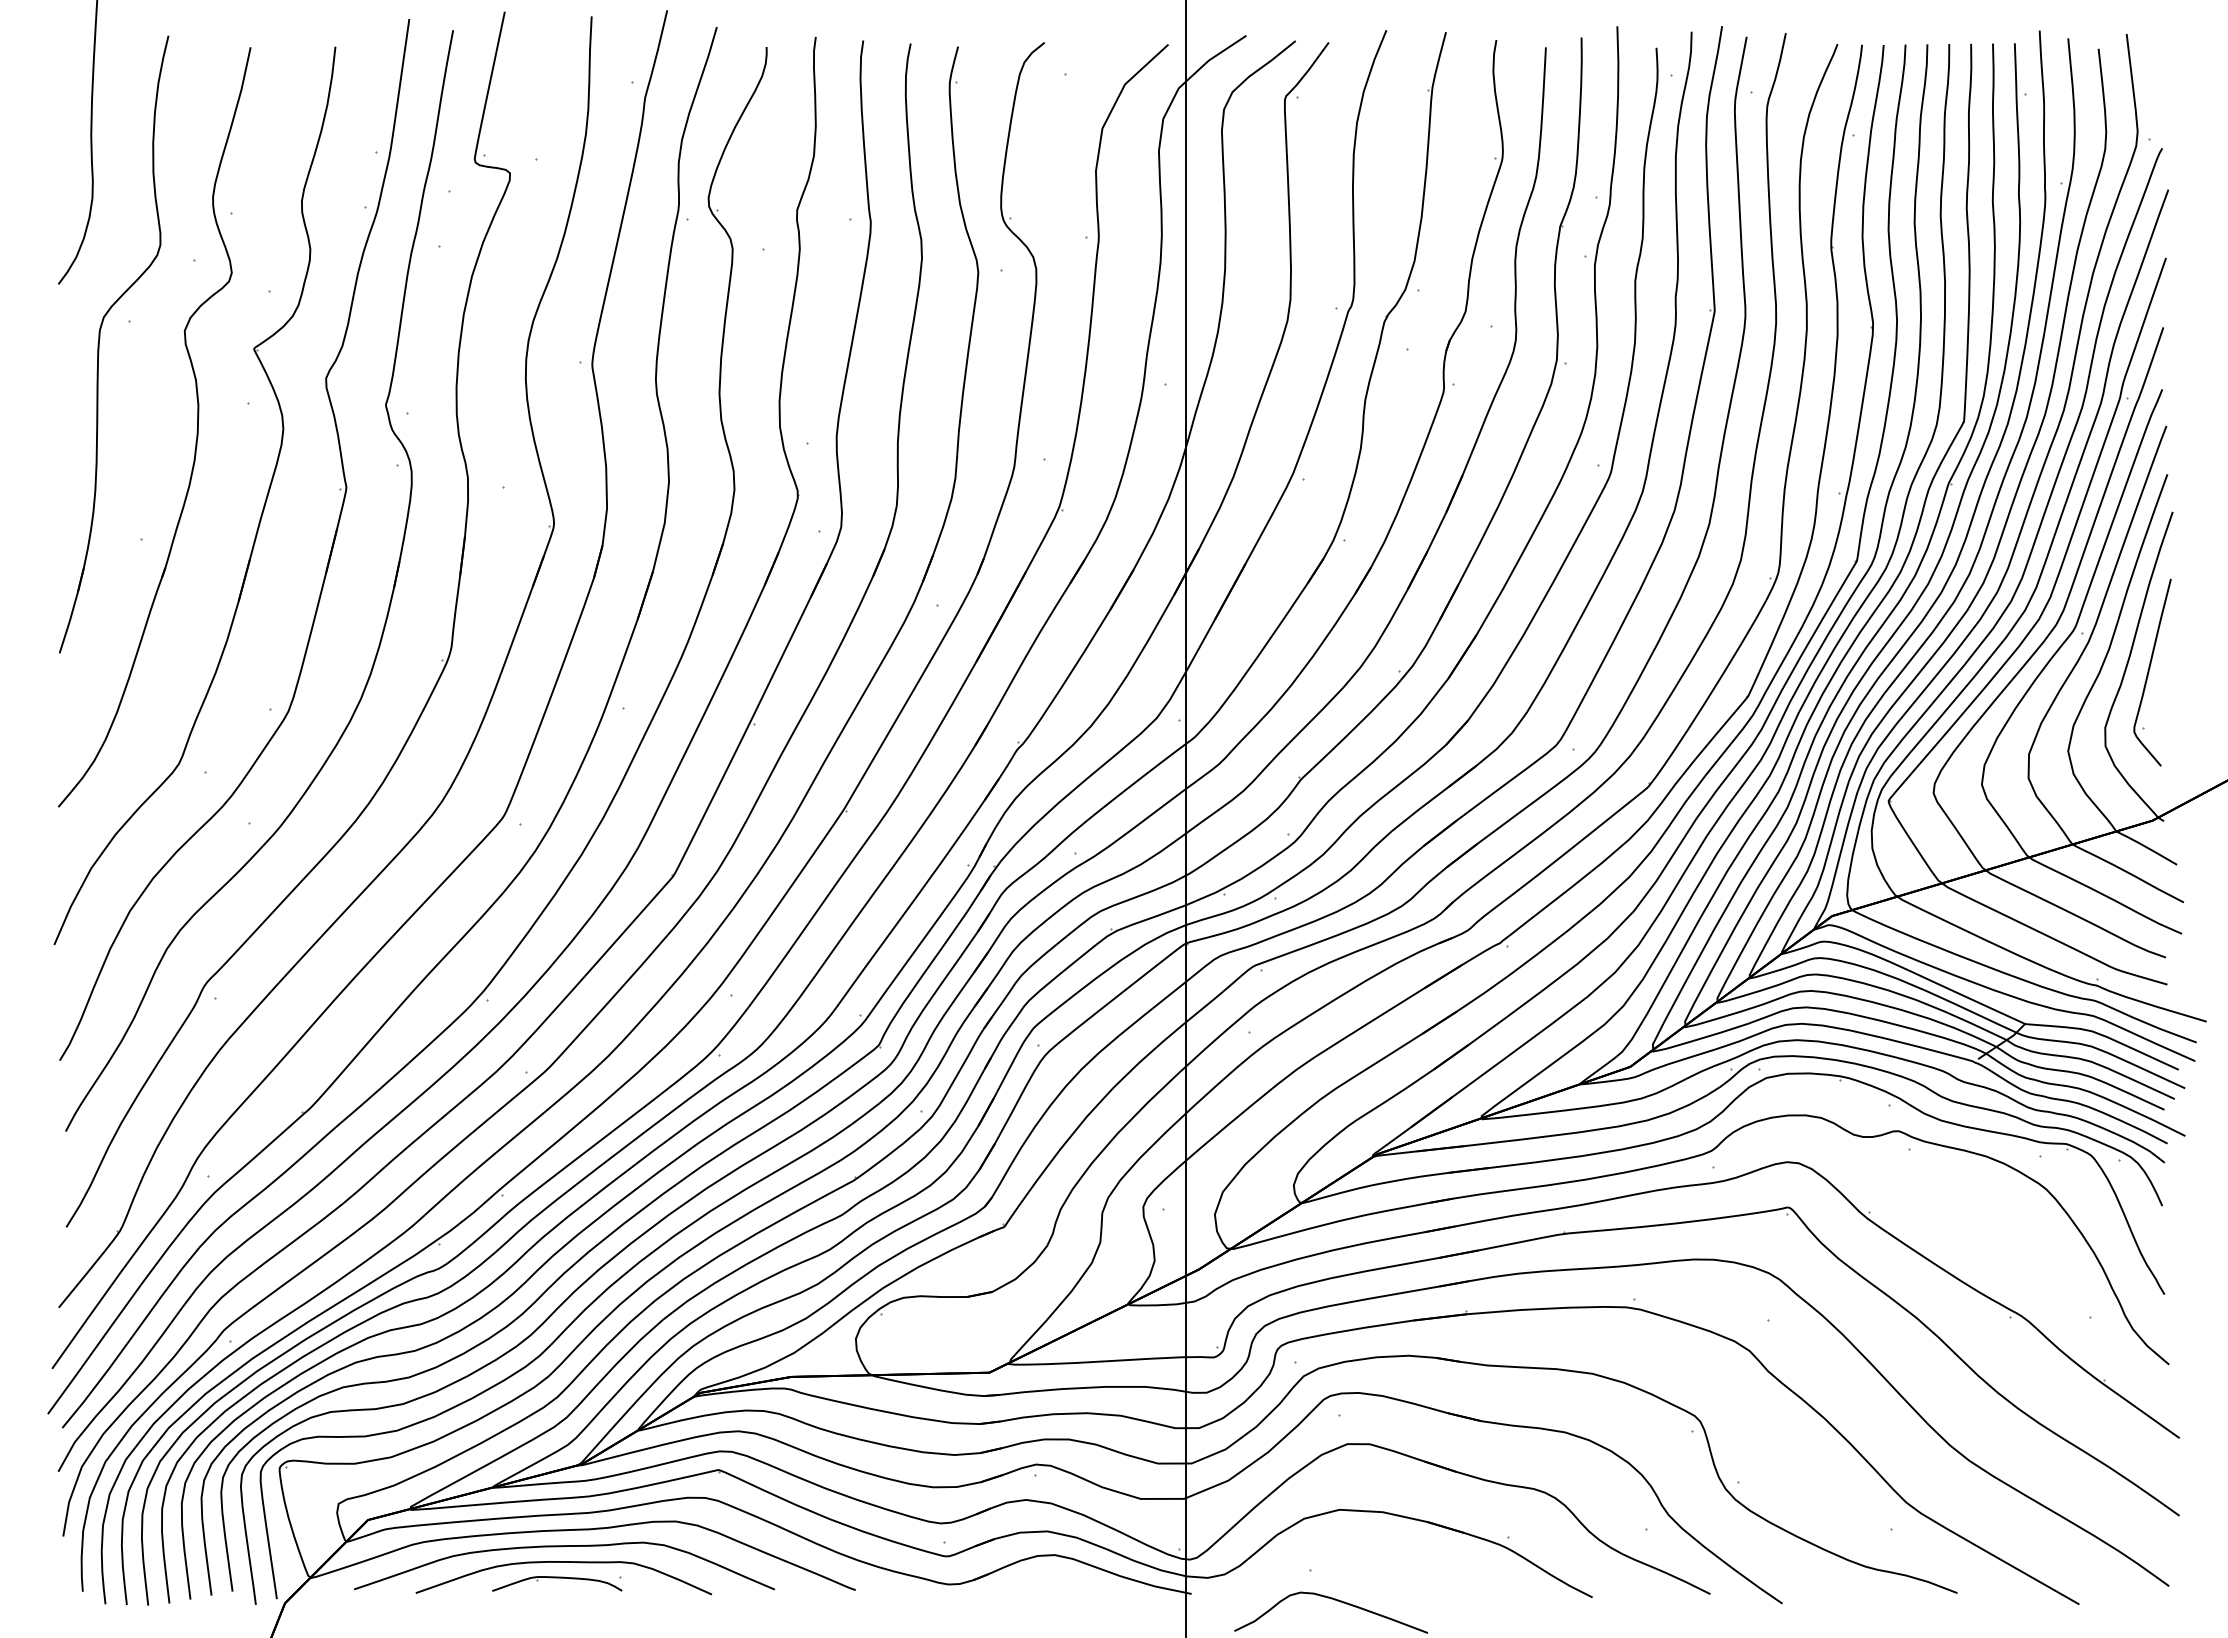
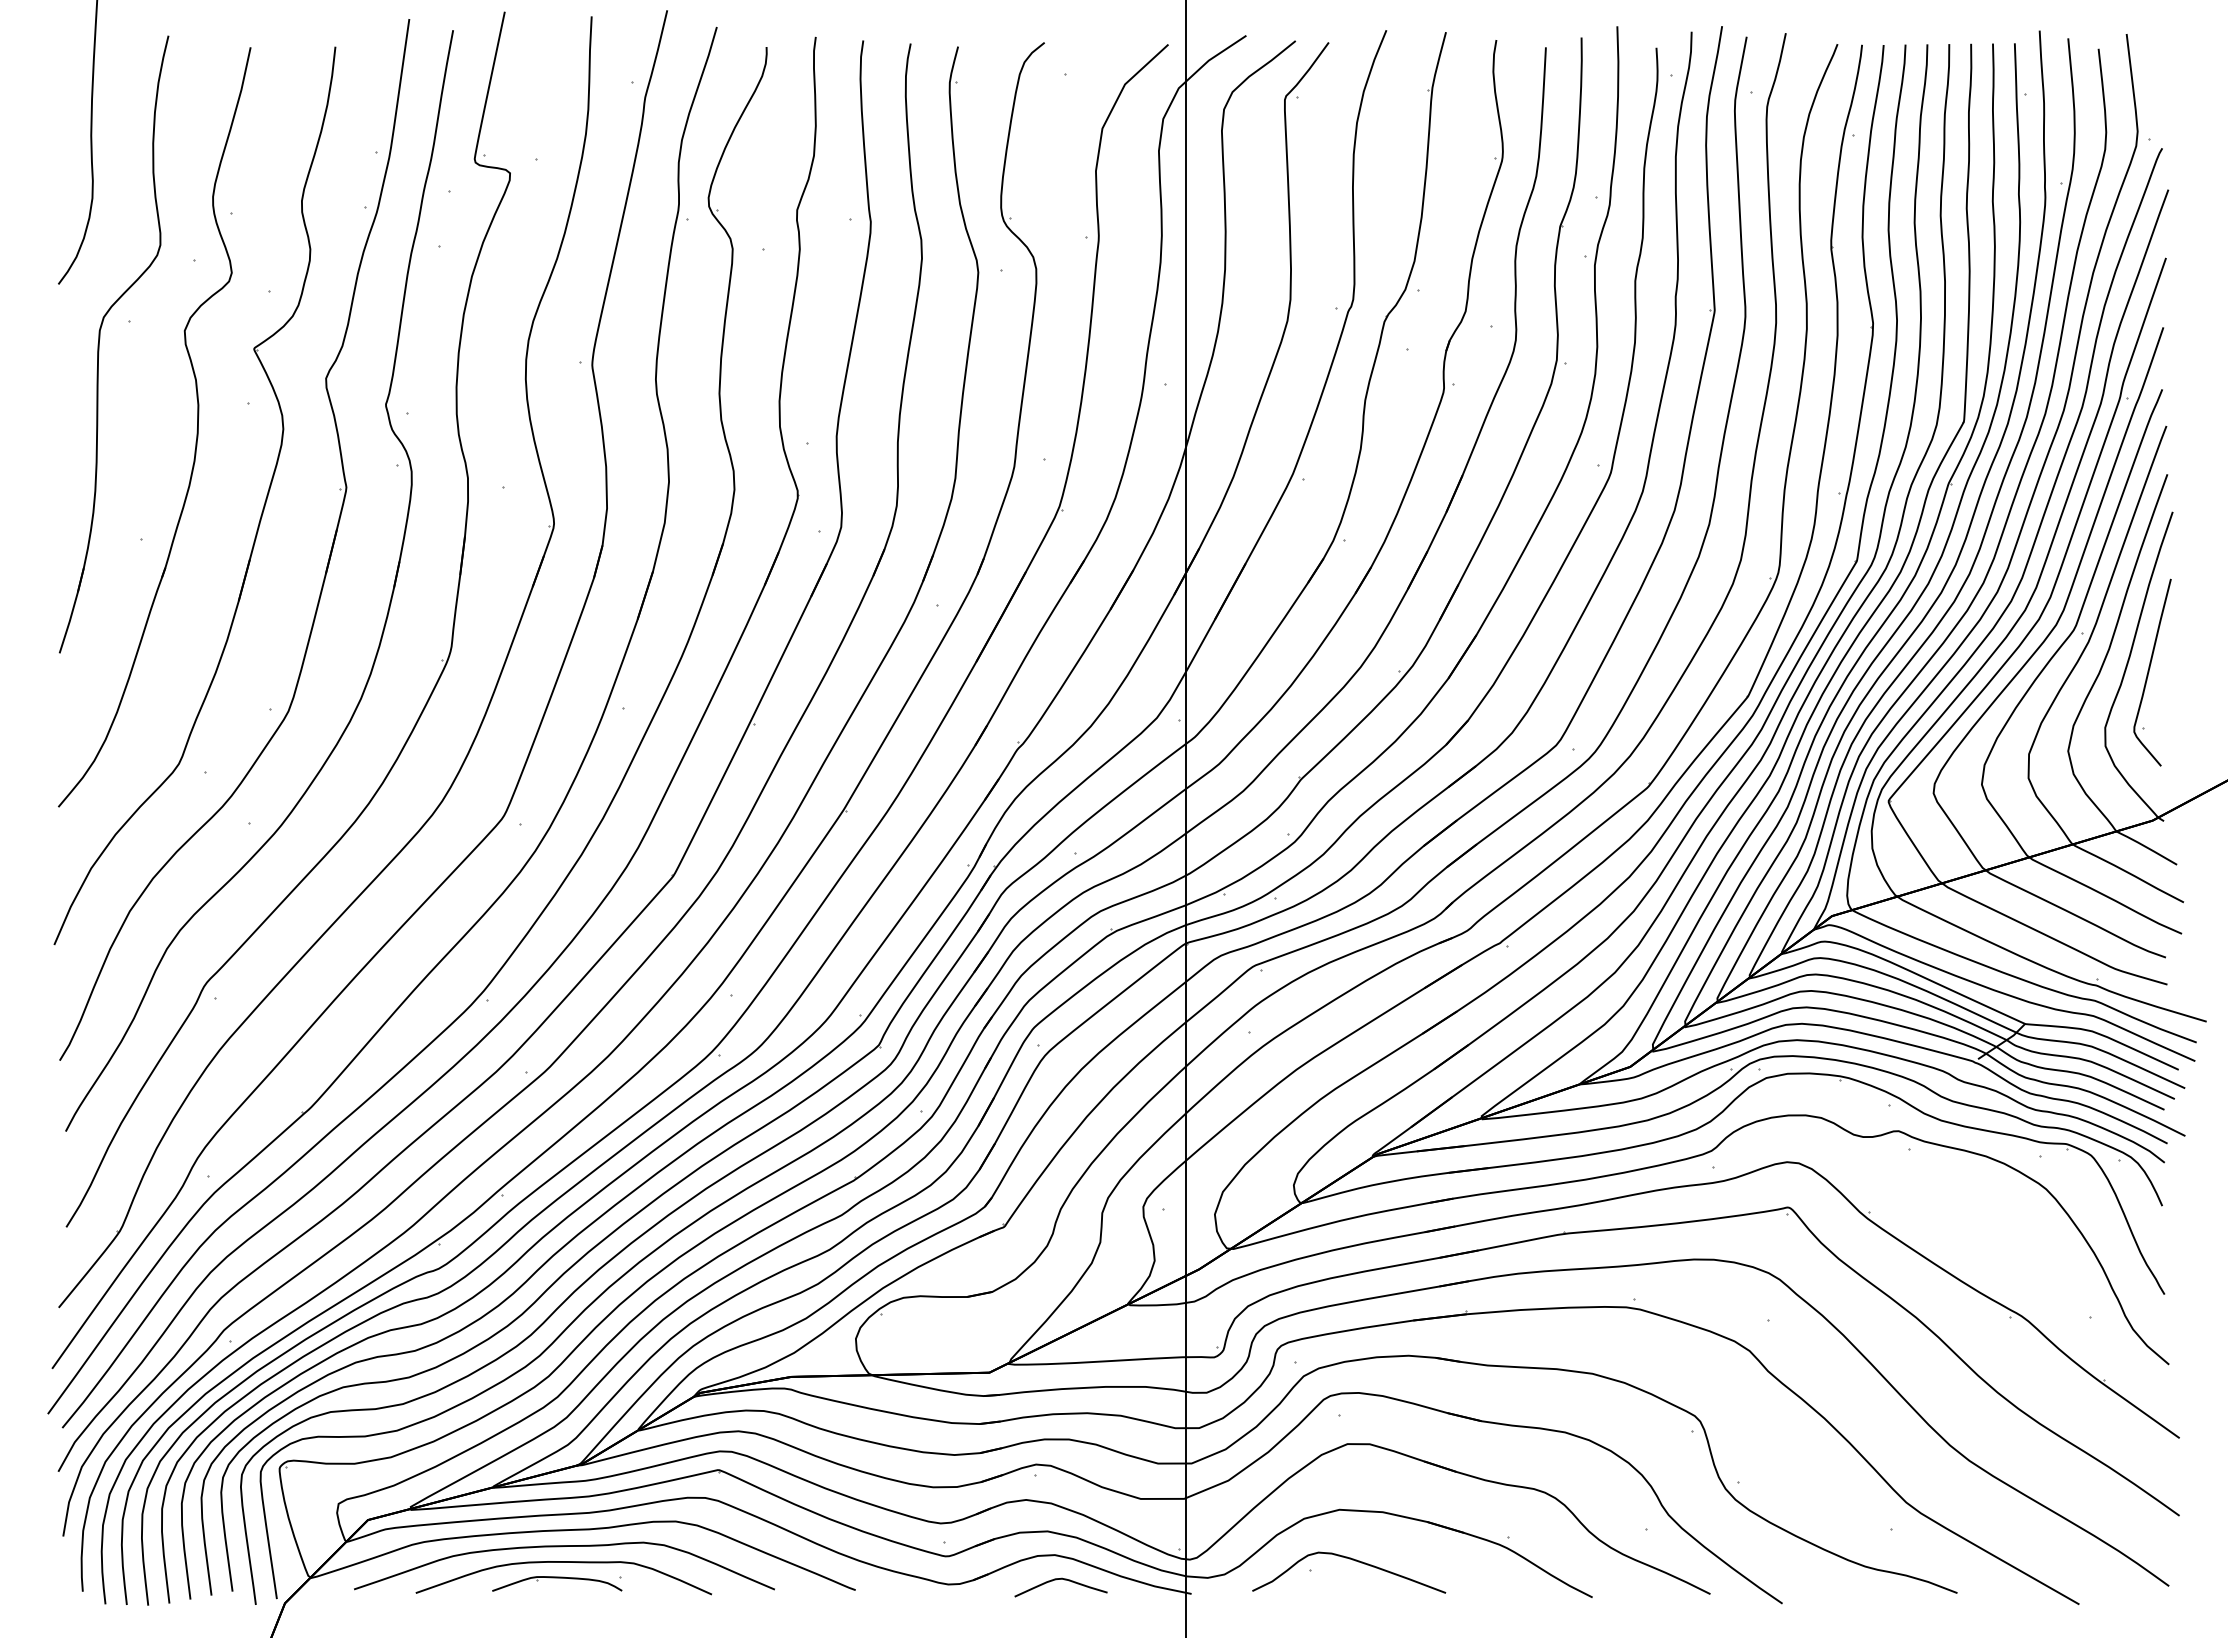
curve: none -> present (1060, 1579)
curve position: (1334, 1600) -> (1352, 1560) (1352, 1560)
